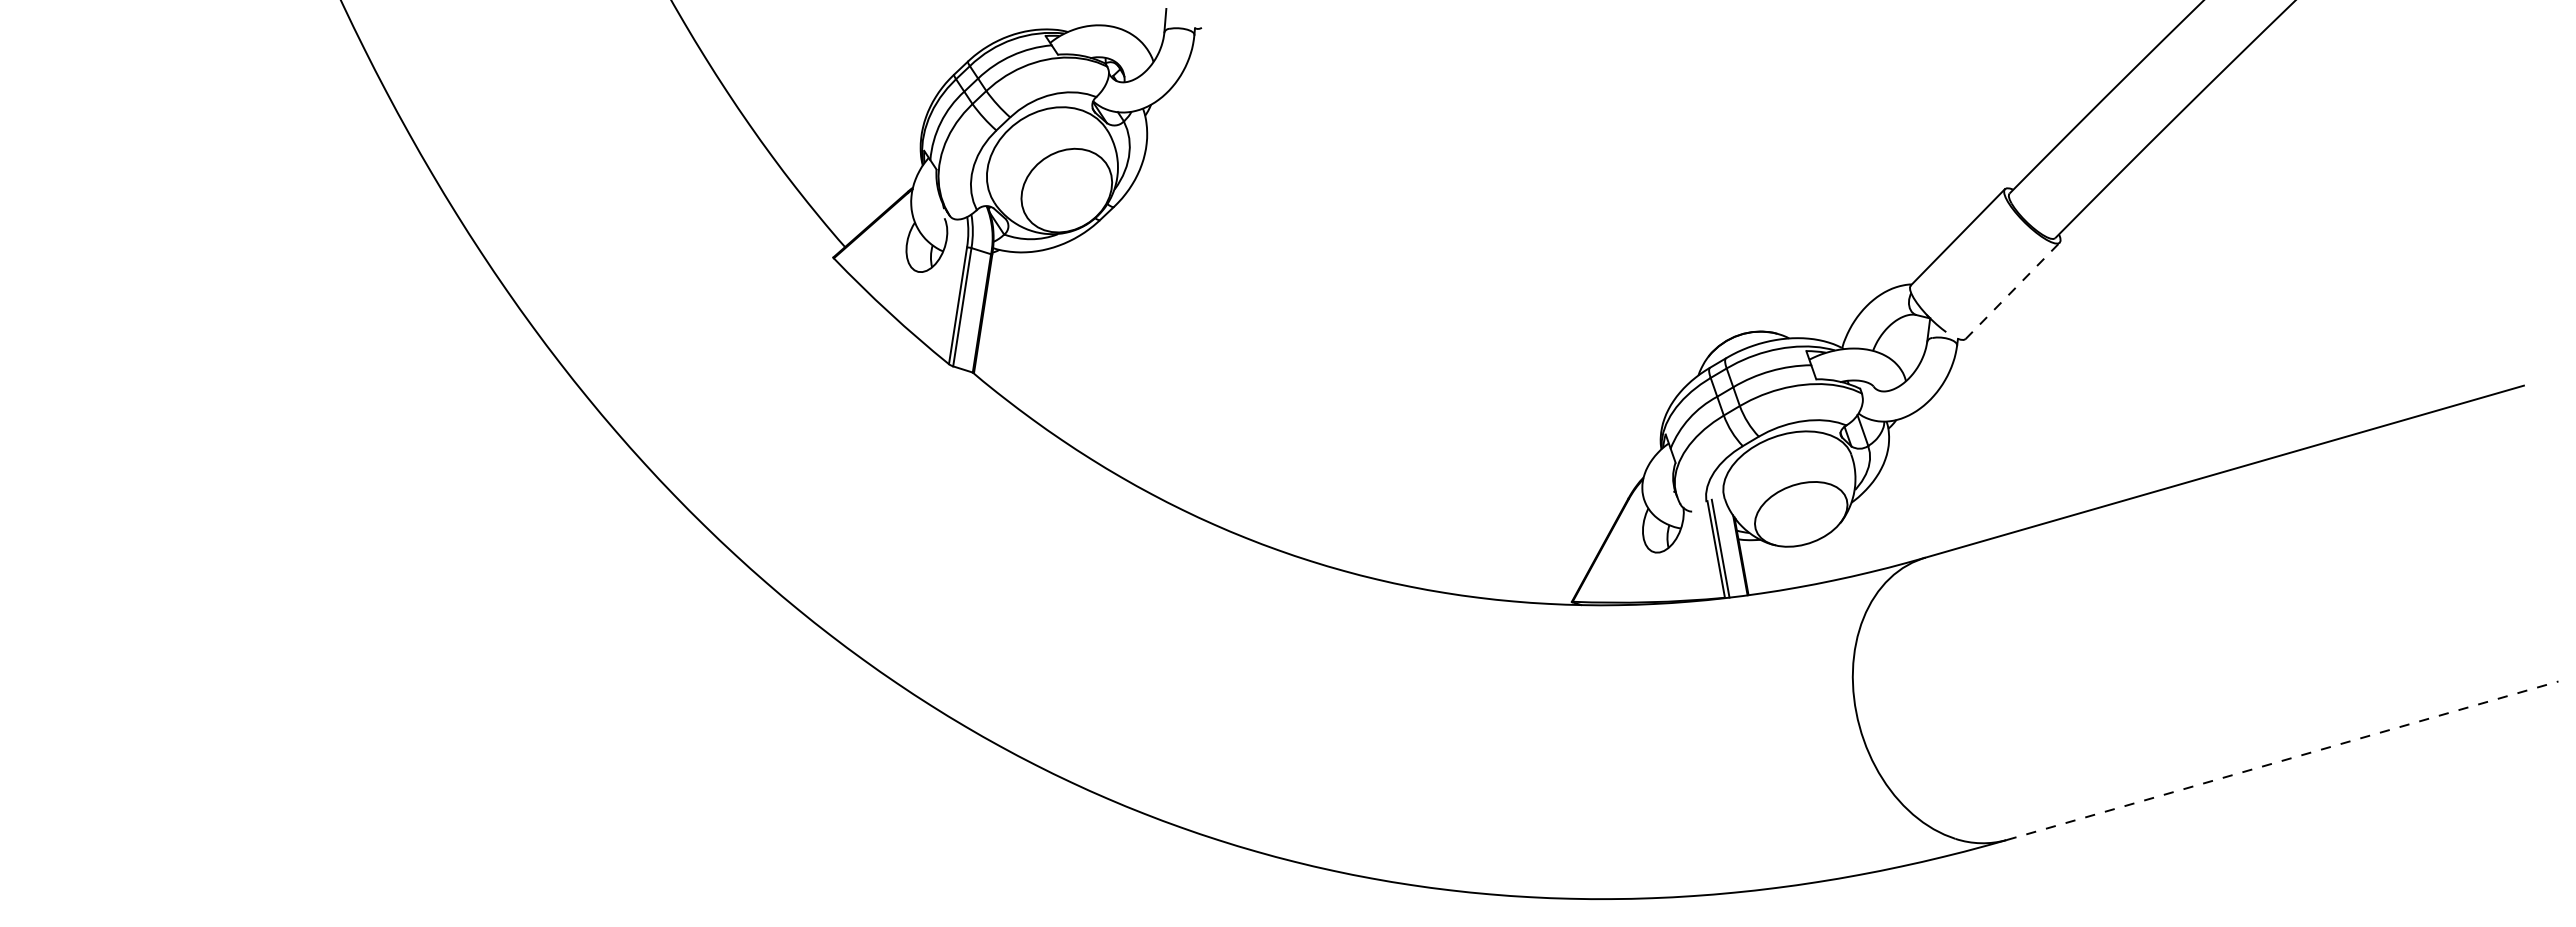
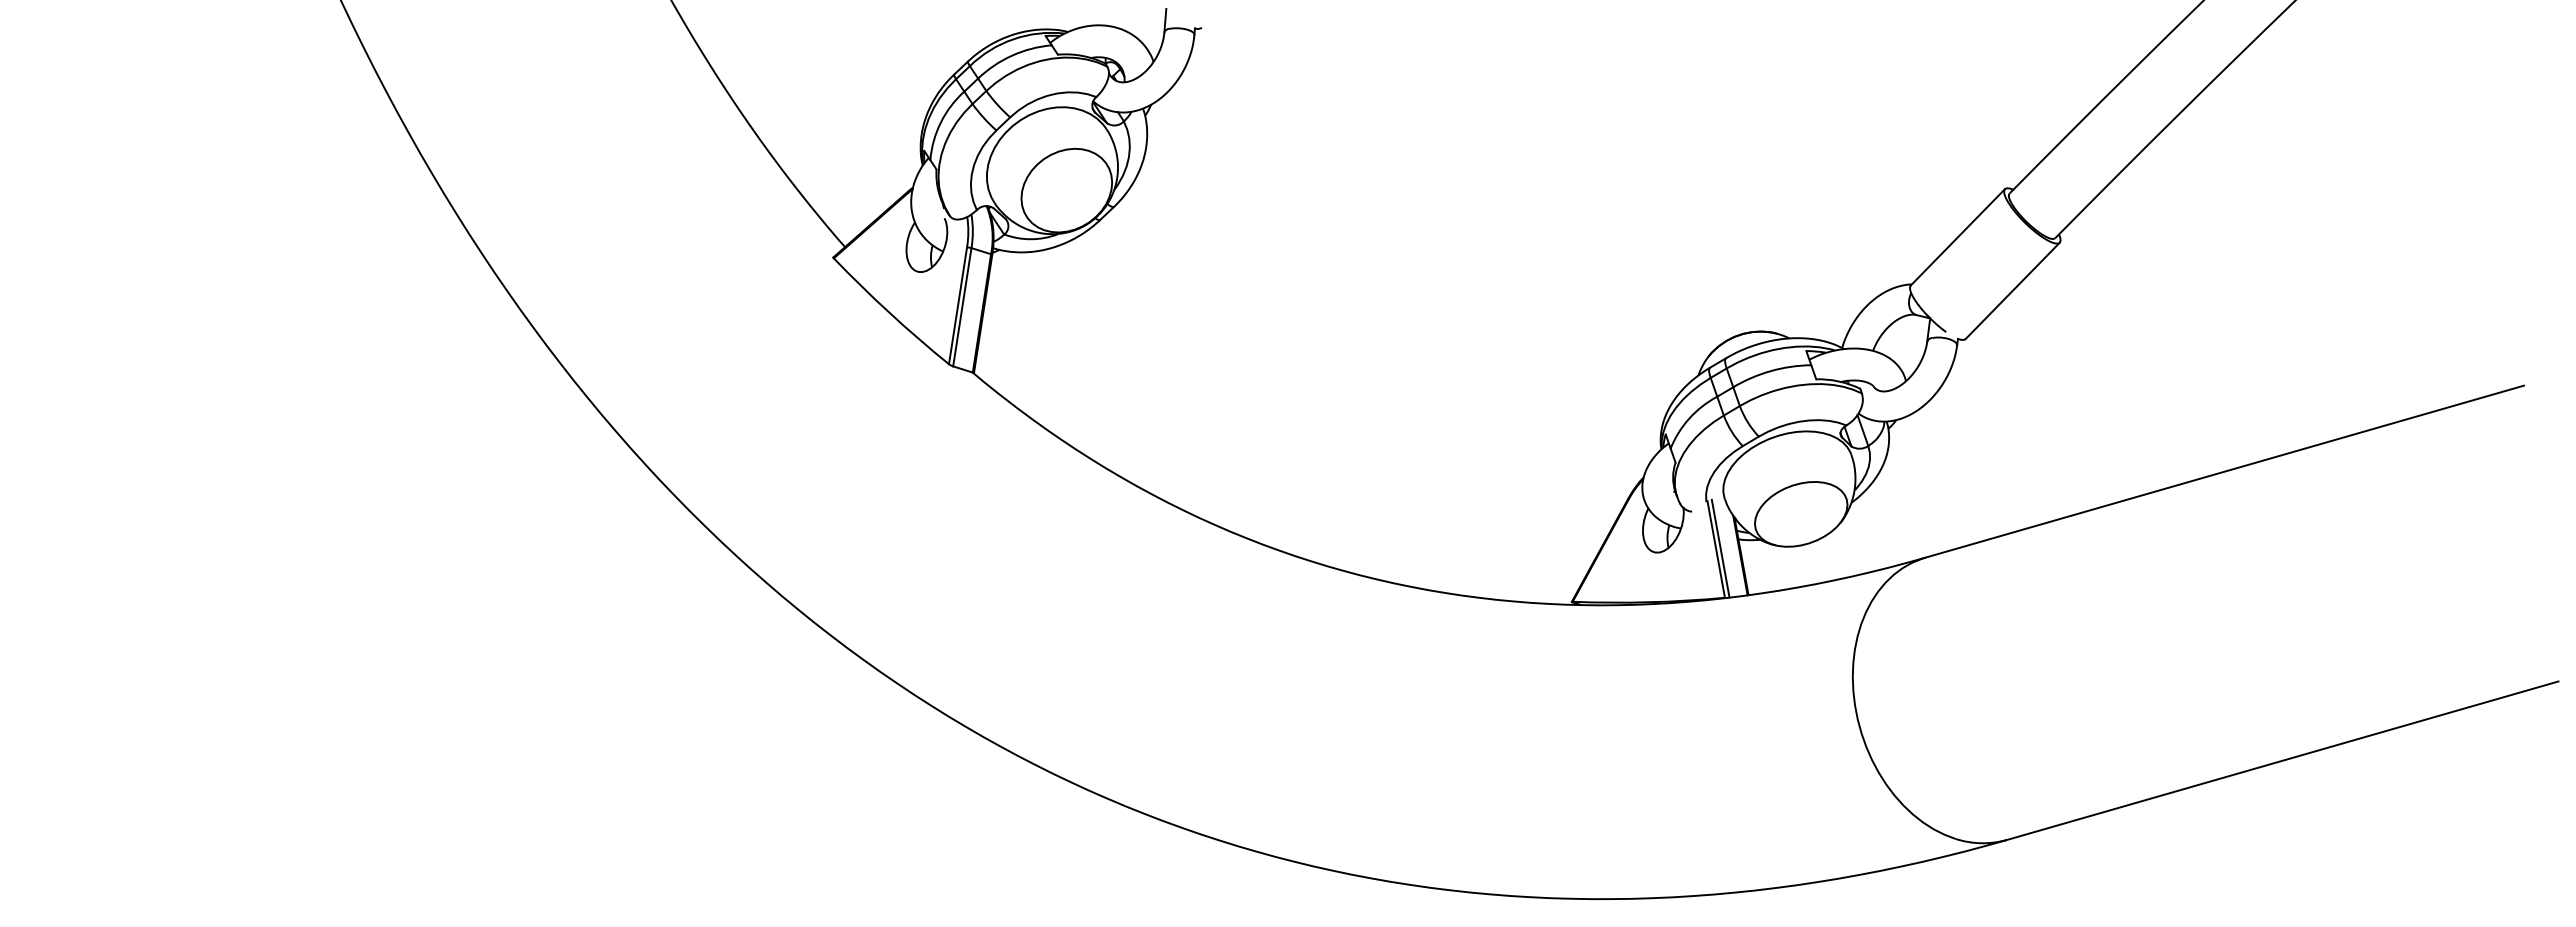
line: dashed -> solid (2013, 290)
line: dashed -> solid (2283, 760)
